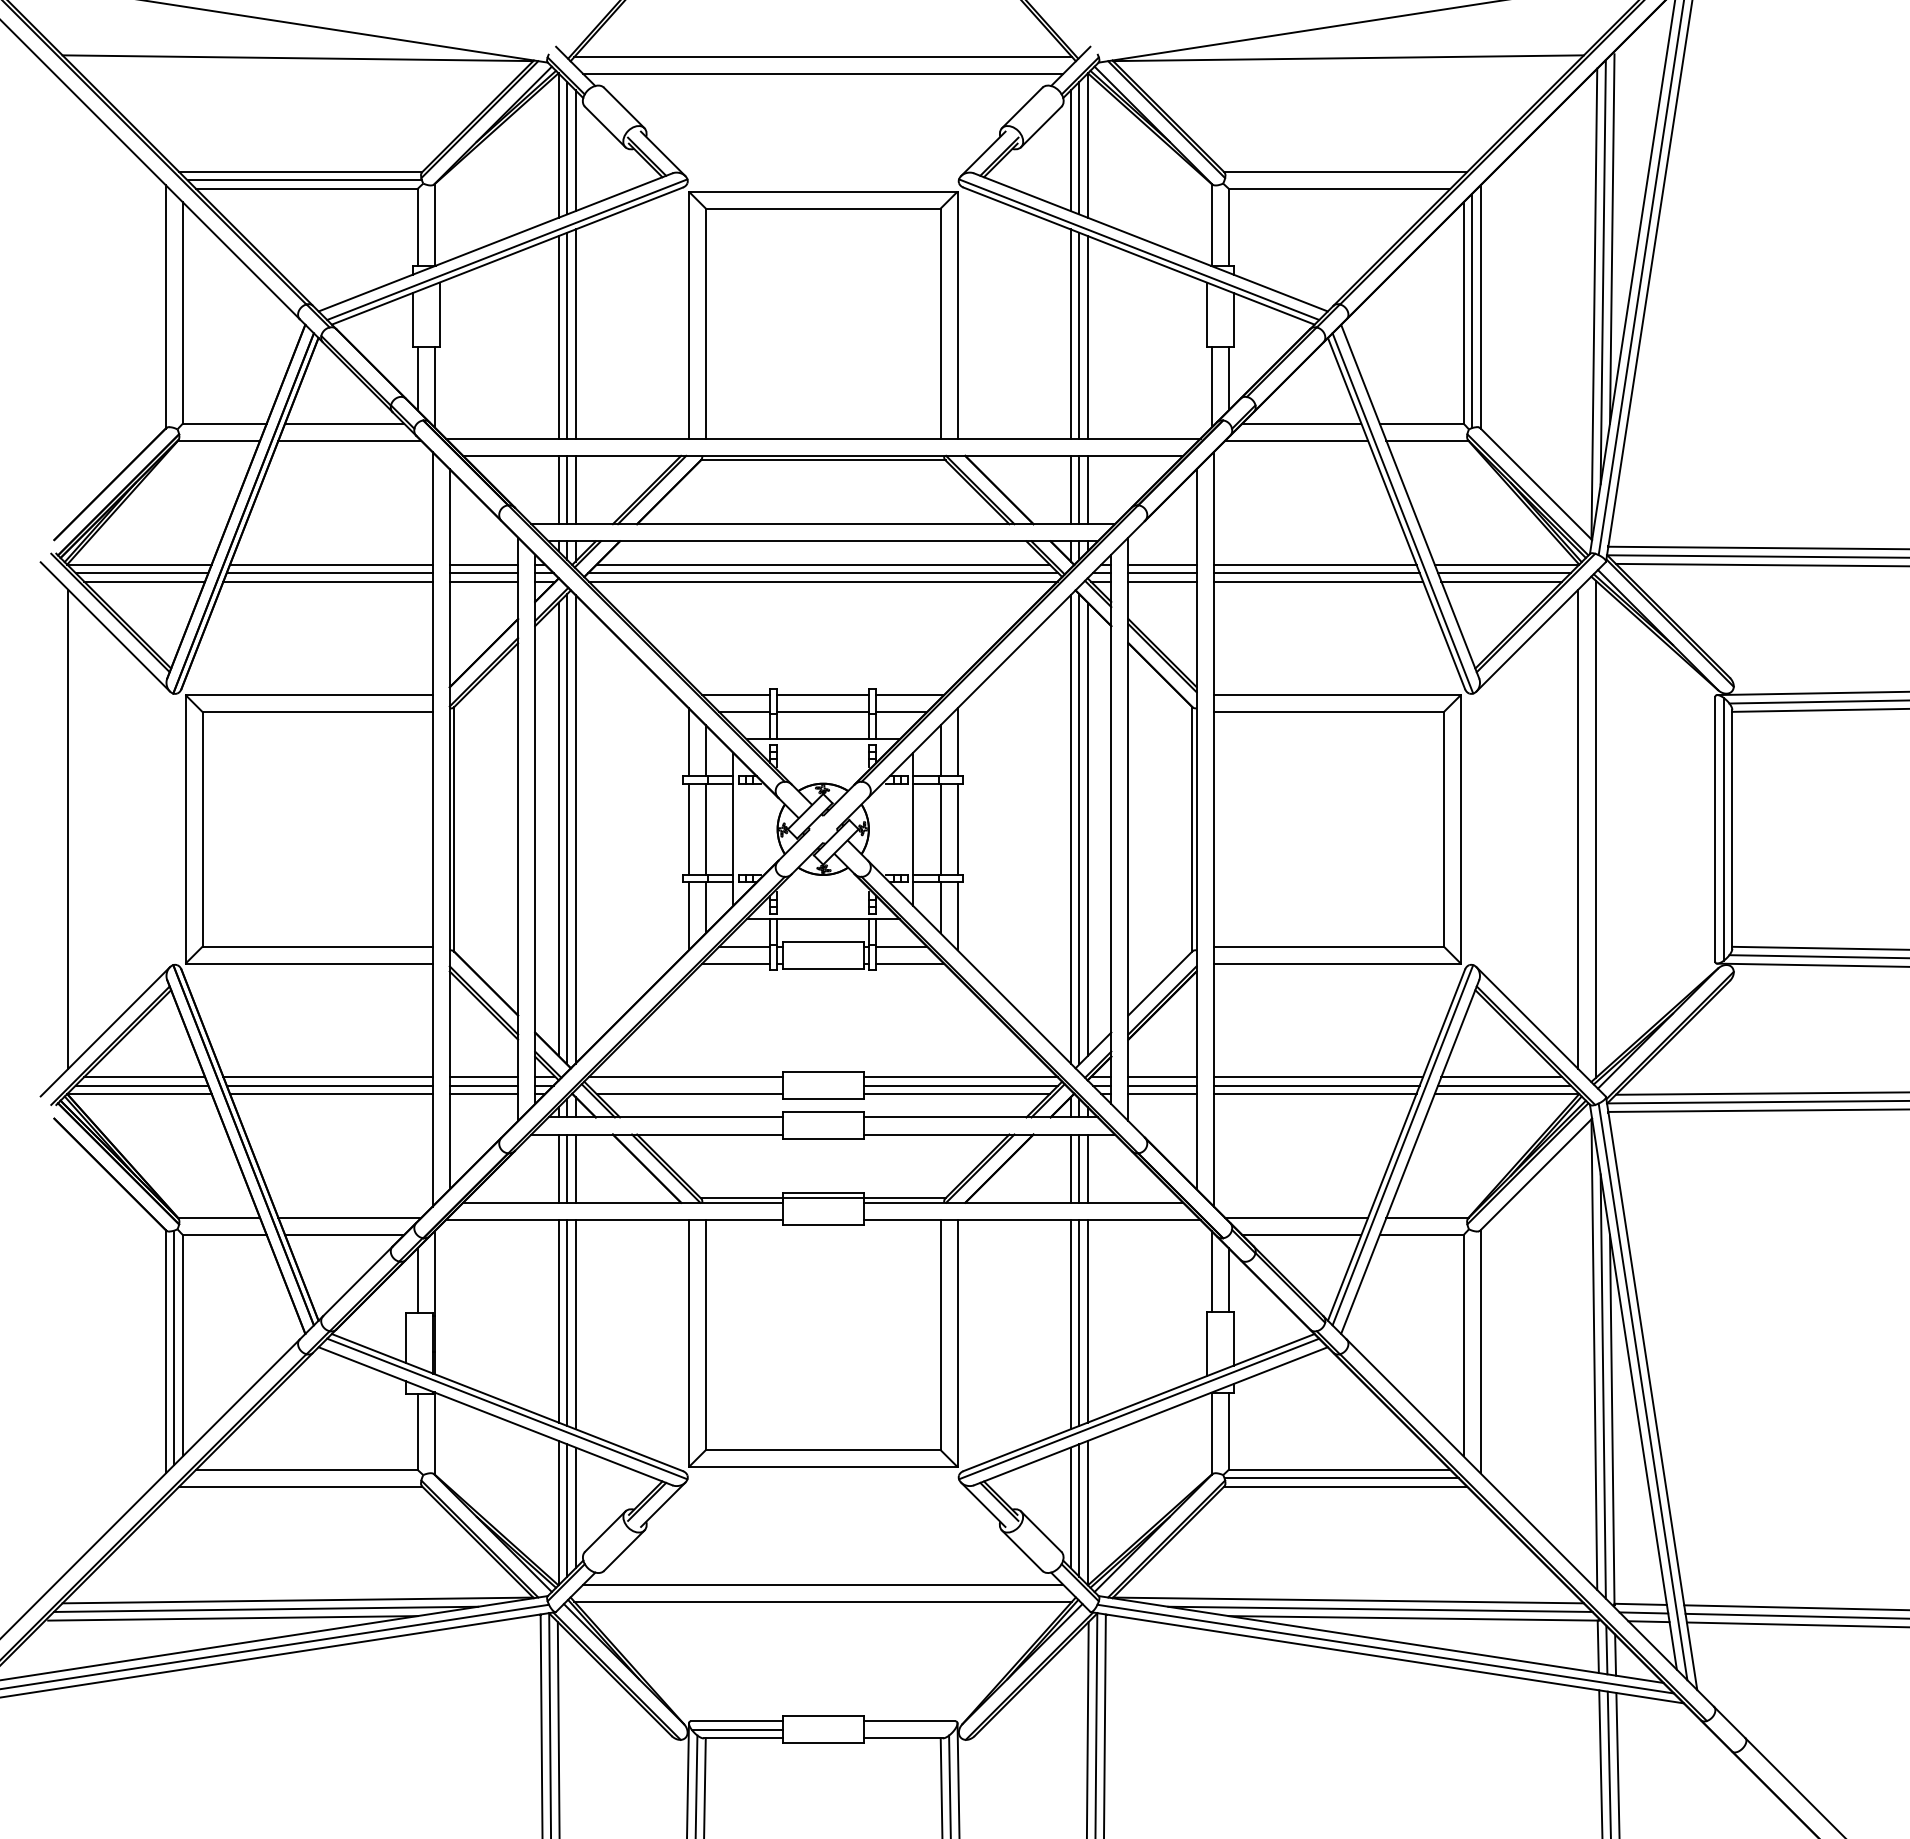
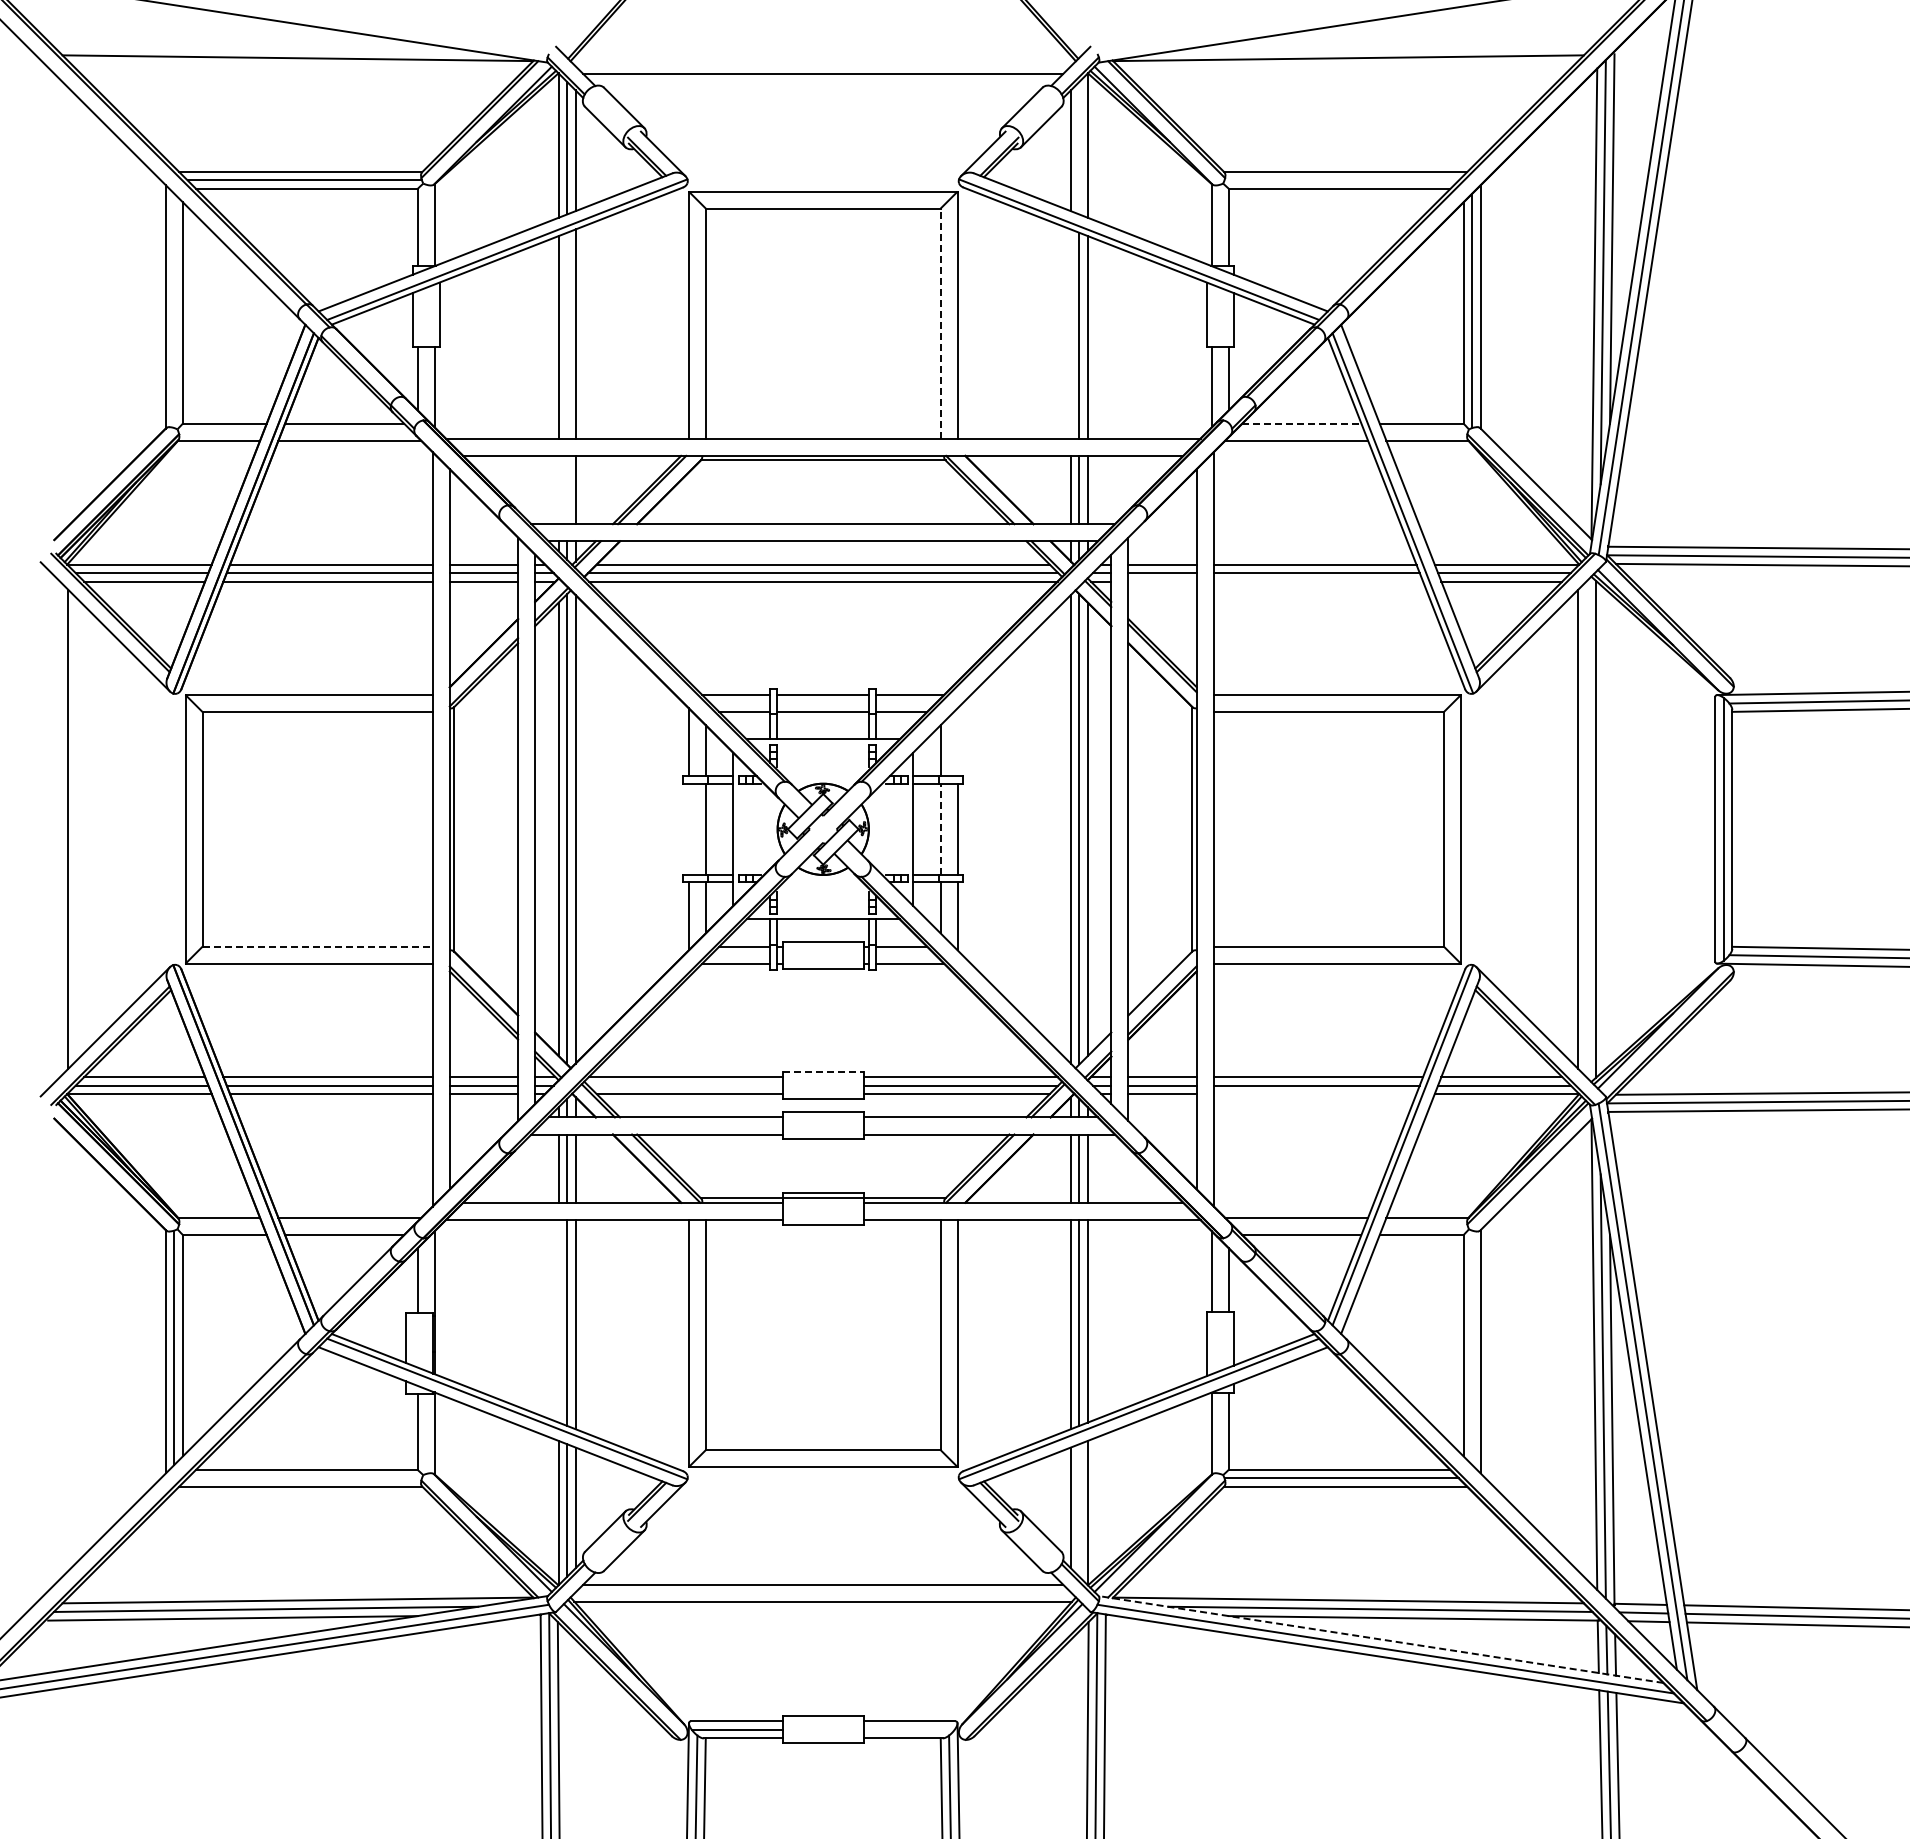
line: present -> none (823, 57)
line: present -> none (1079, 147)
line: solid -> dashed (940, 323)
line: present -> none (1070, 333)
line: present -> none (567, 335)
line: solid -> dashed (1301, 423)
line: present -> none (558, 489)
line: present -> none (567, 489)
line: present -> none (1162, 581)
line: present -> none (1318, 581)
line: present -> none (957, 742)
line: present -> none (688, 829)
line: solid -> dashed (940, 829)
line: solid -> dashed (318, 946)
line: solid -> dashed (823, 1072)
line: present -> none (1314, 1094)
line: present -> none (558, 1320)
line: present -> none (1079, 1510)
line: solid -> dashed (1381, 1639)
